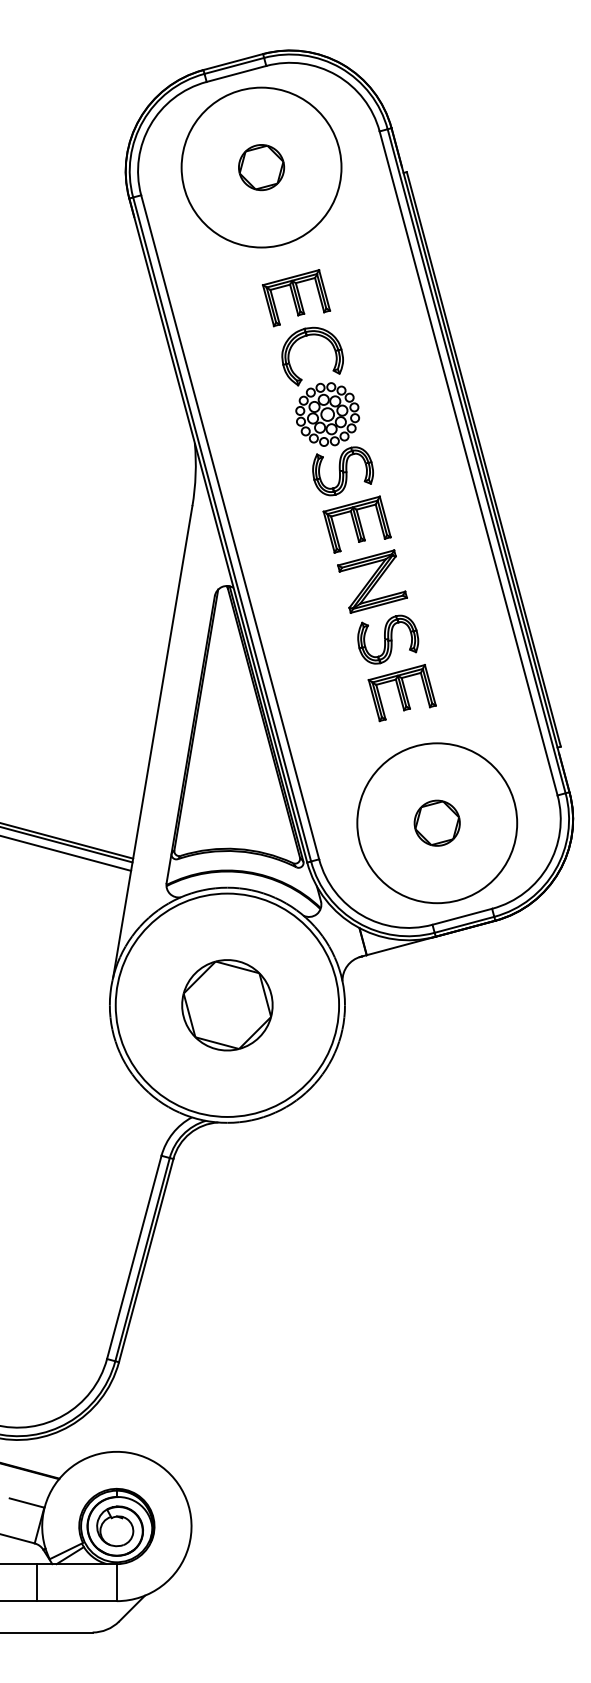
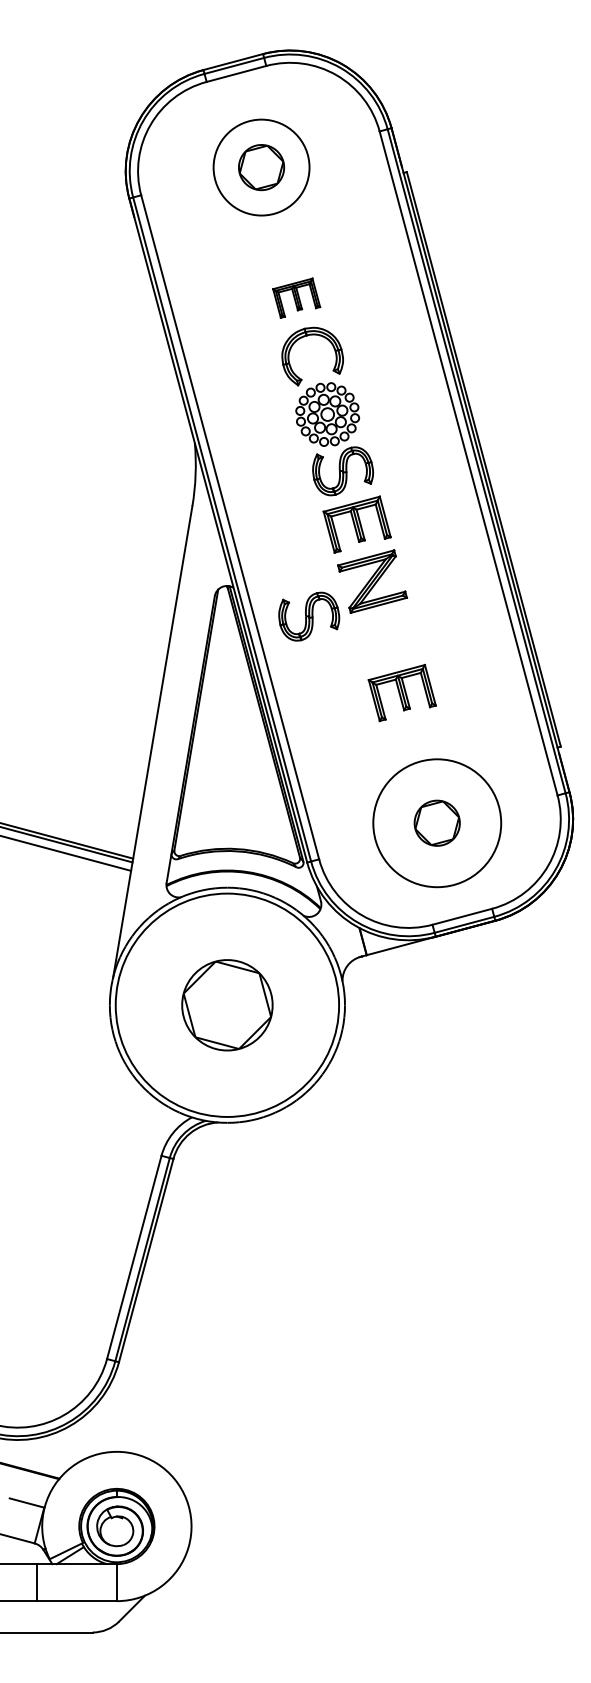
circle diameter: 160 px -> 96 px (261, 167)
part size: 70x59 px -> 50x42 px (296, 297)
part position: (388, 639) -> (309, 616) (309, 616)
circle diameter: 160 px -> 128 px (437, 823)
